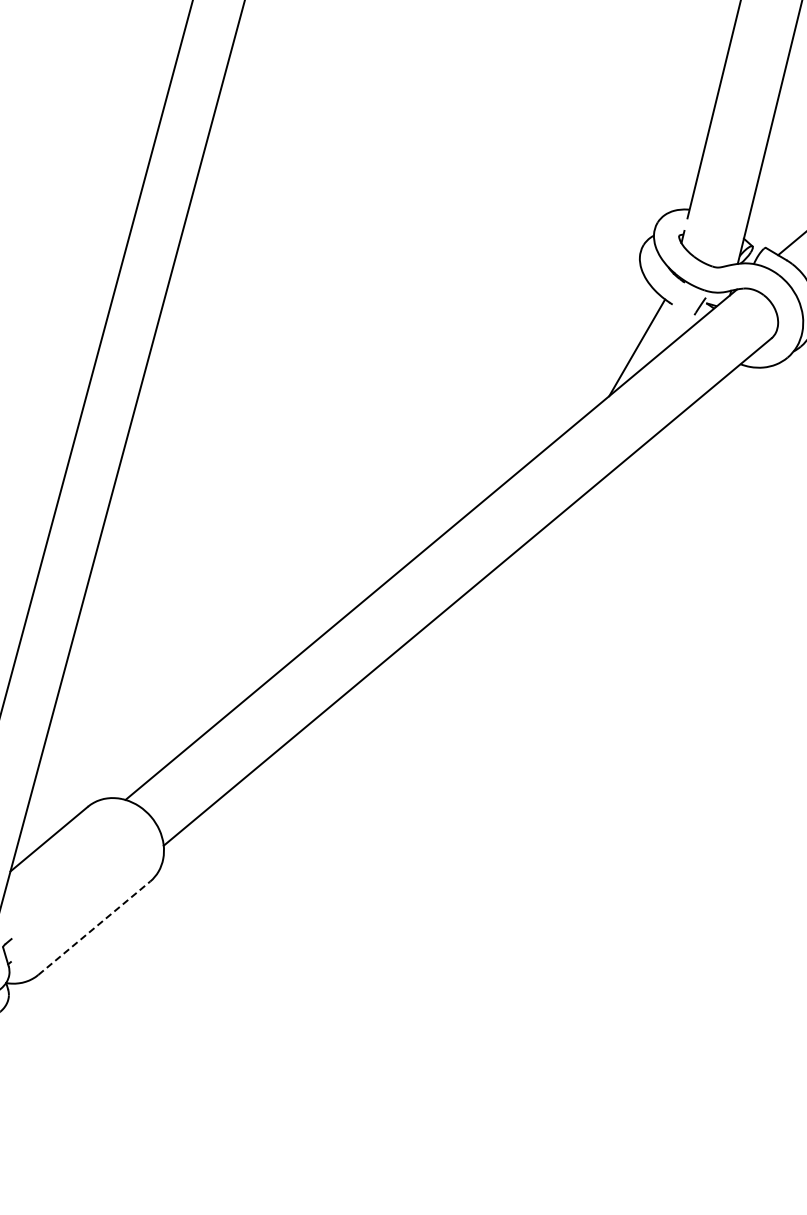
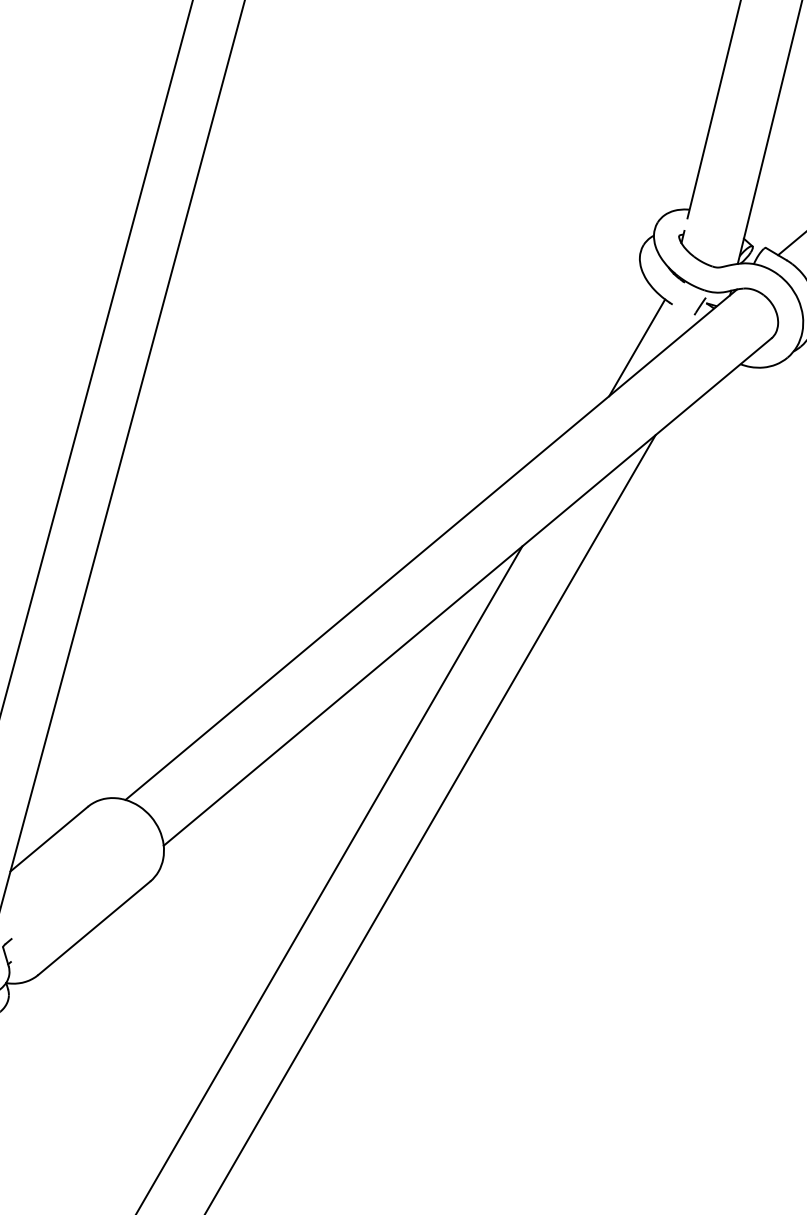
line: none -> present (430, 823)
line: none -> present (329, 878)
line: dashed -> solid (94, 928)
